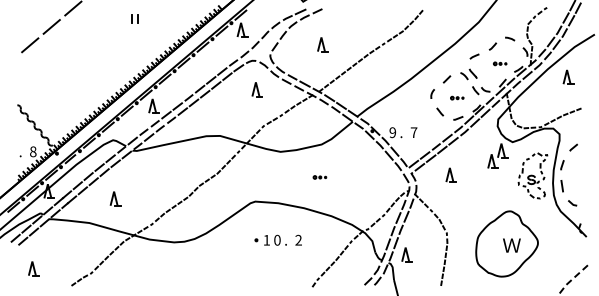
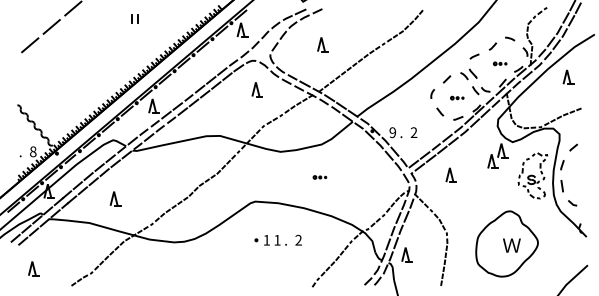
text: 7 -> 2 (413, 132)
text: 0 -> 1 (277, 239)
line: dashed -> solid (571, 280)
